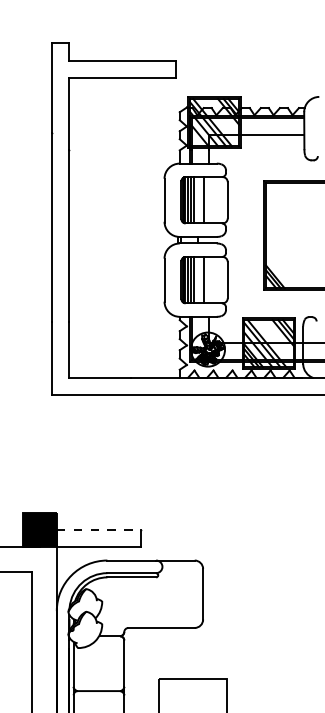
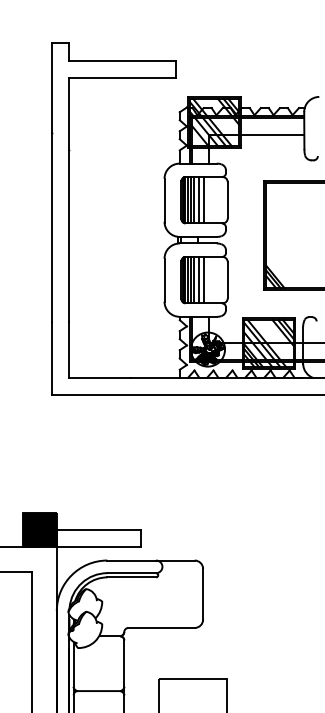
line: none -> present (199, 200)
line: none -> present (199, 279)
line: dashed -> solid (99, 530)
